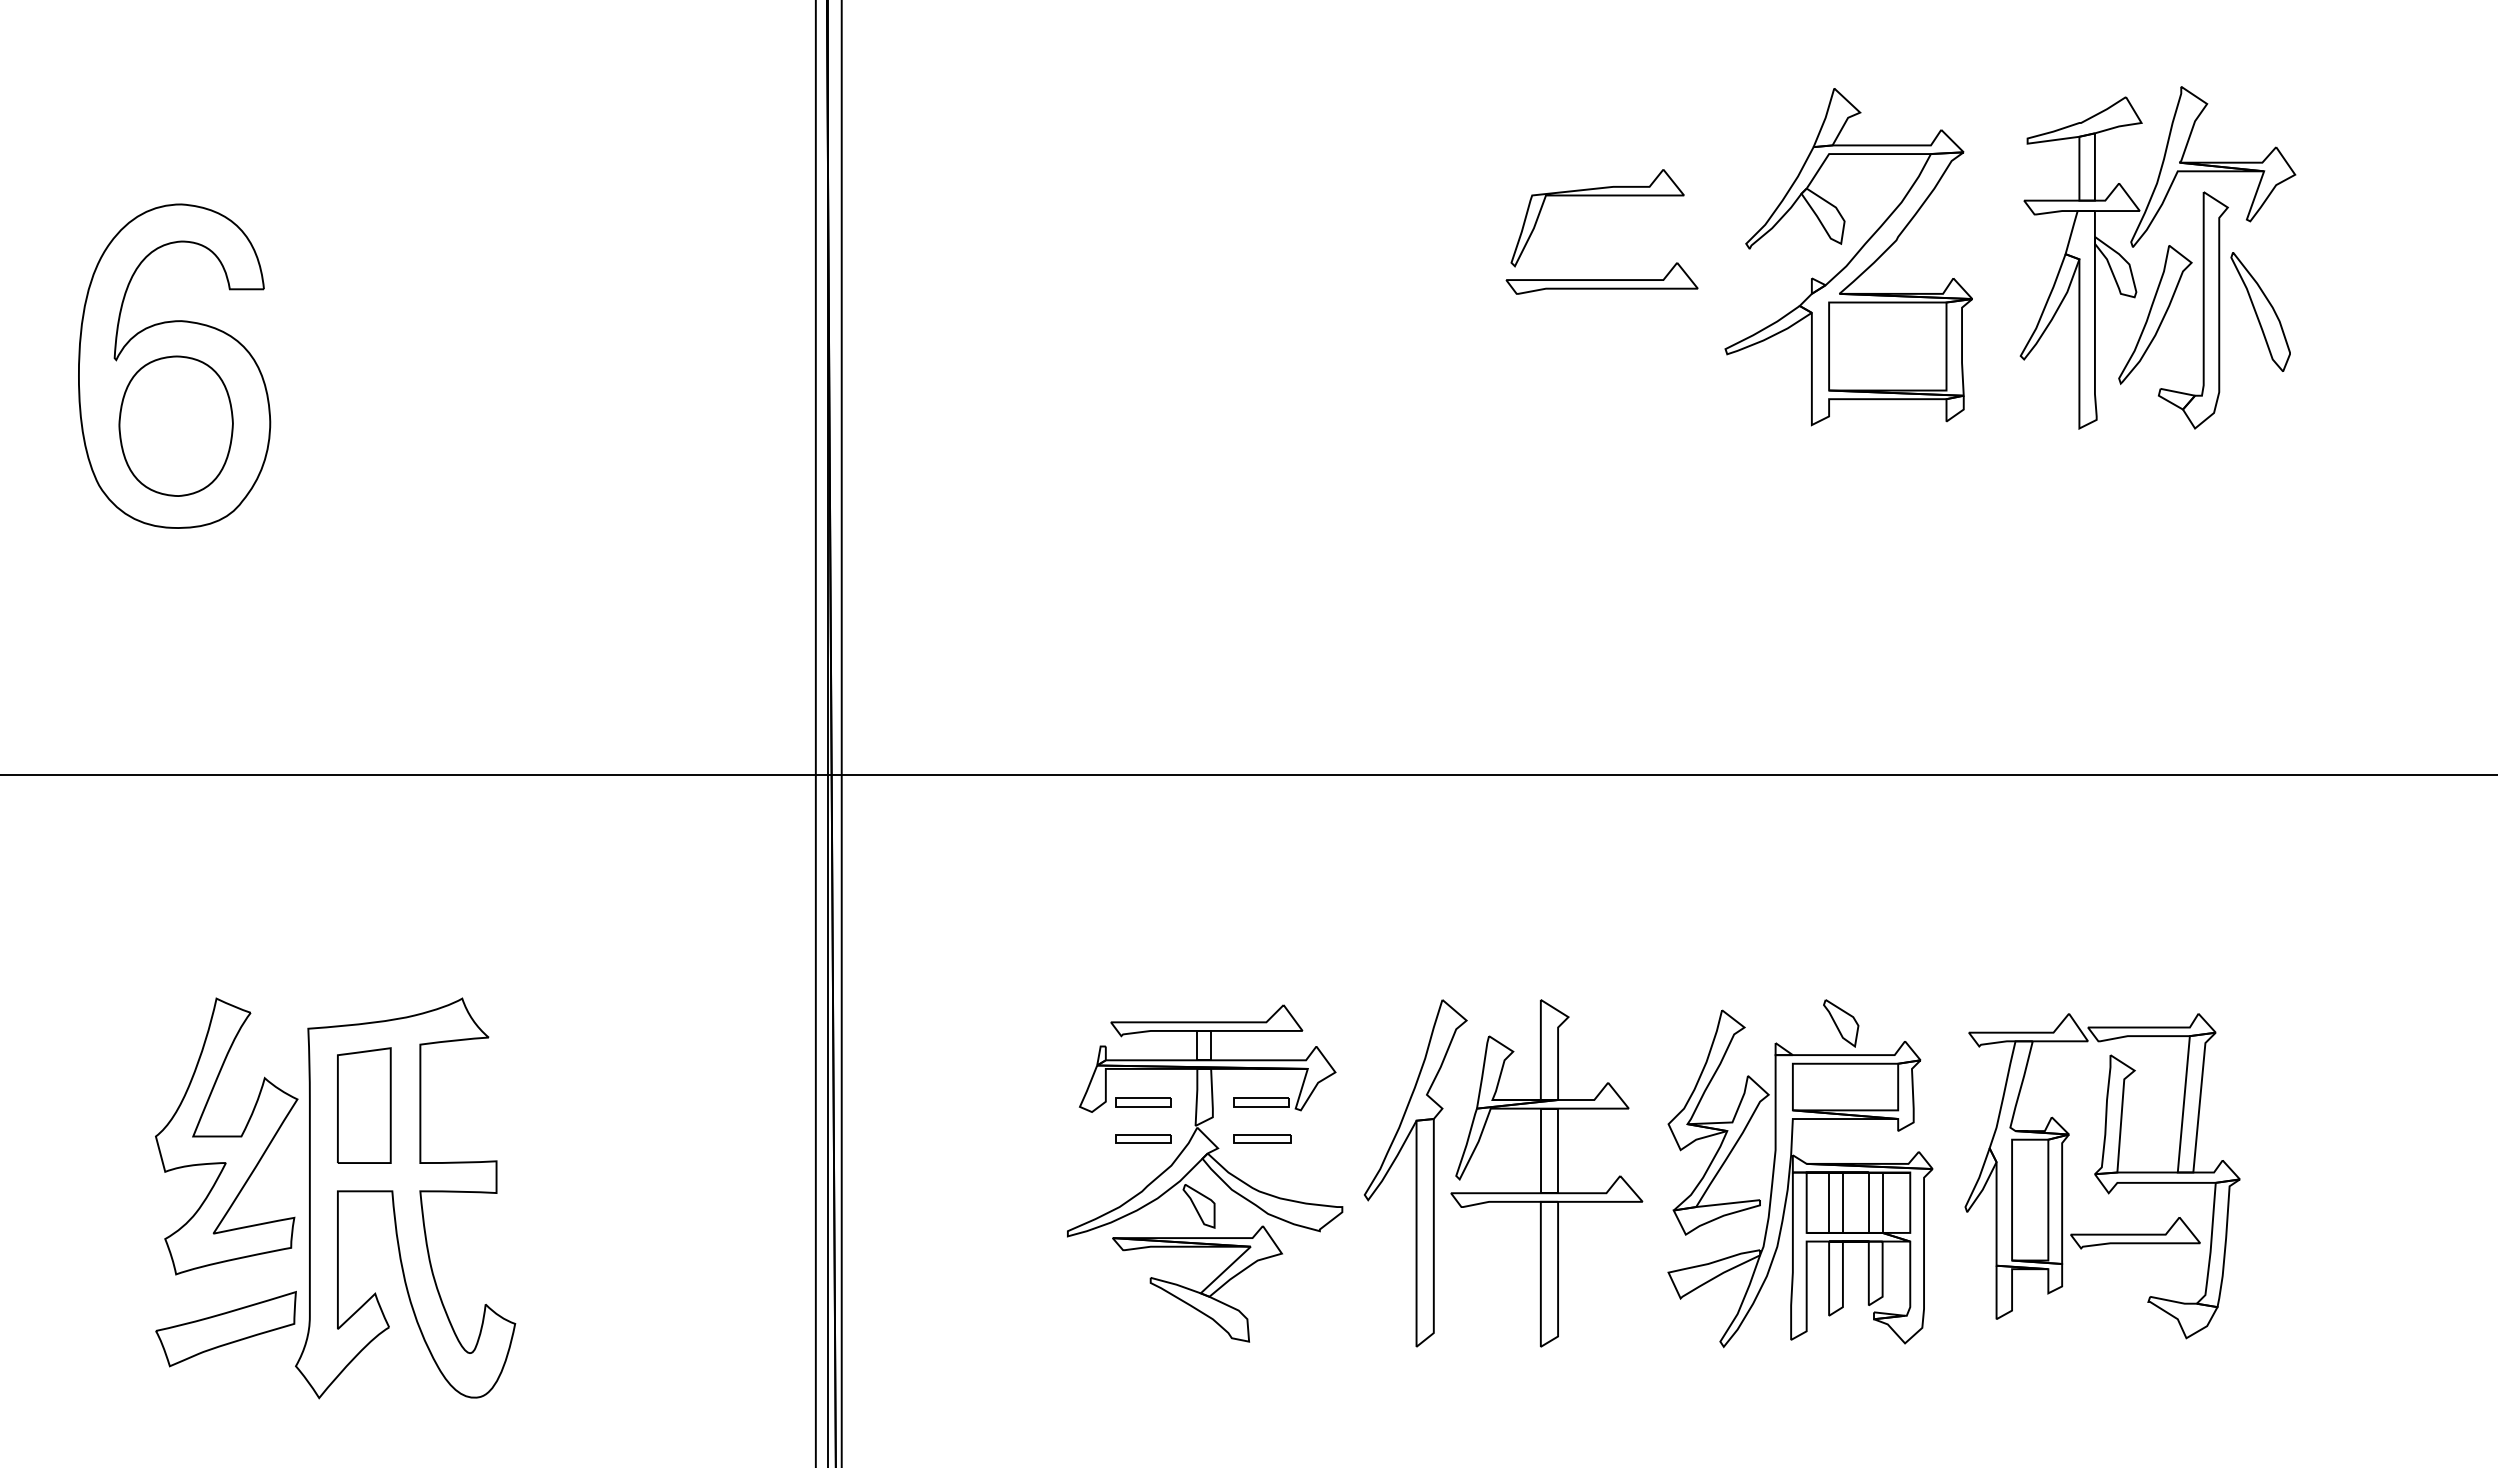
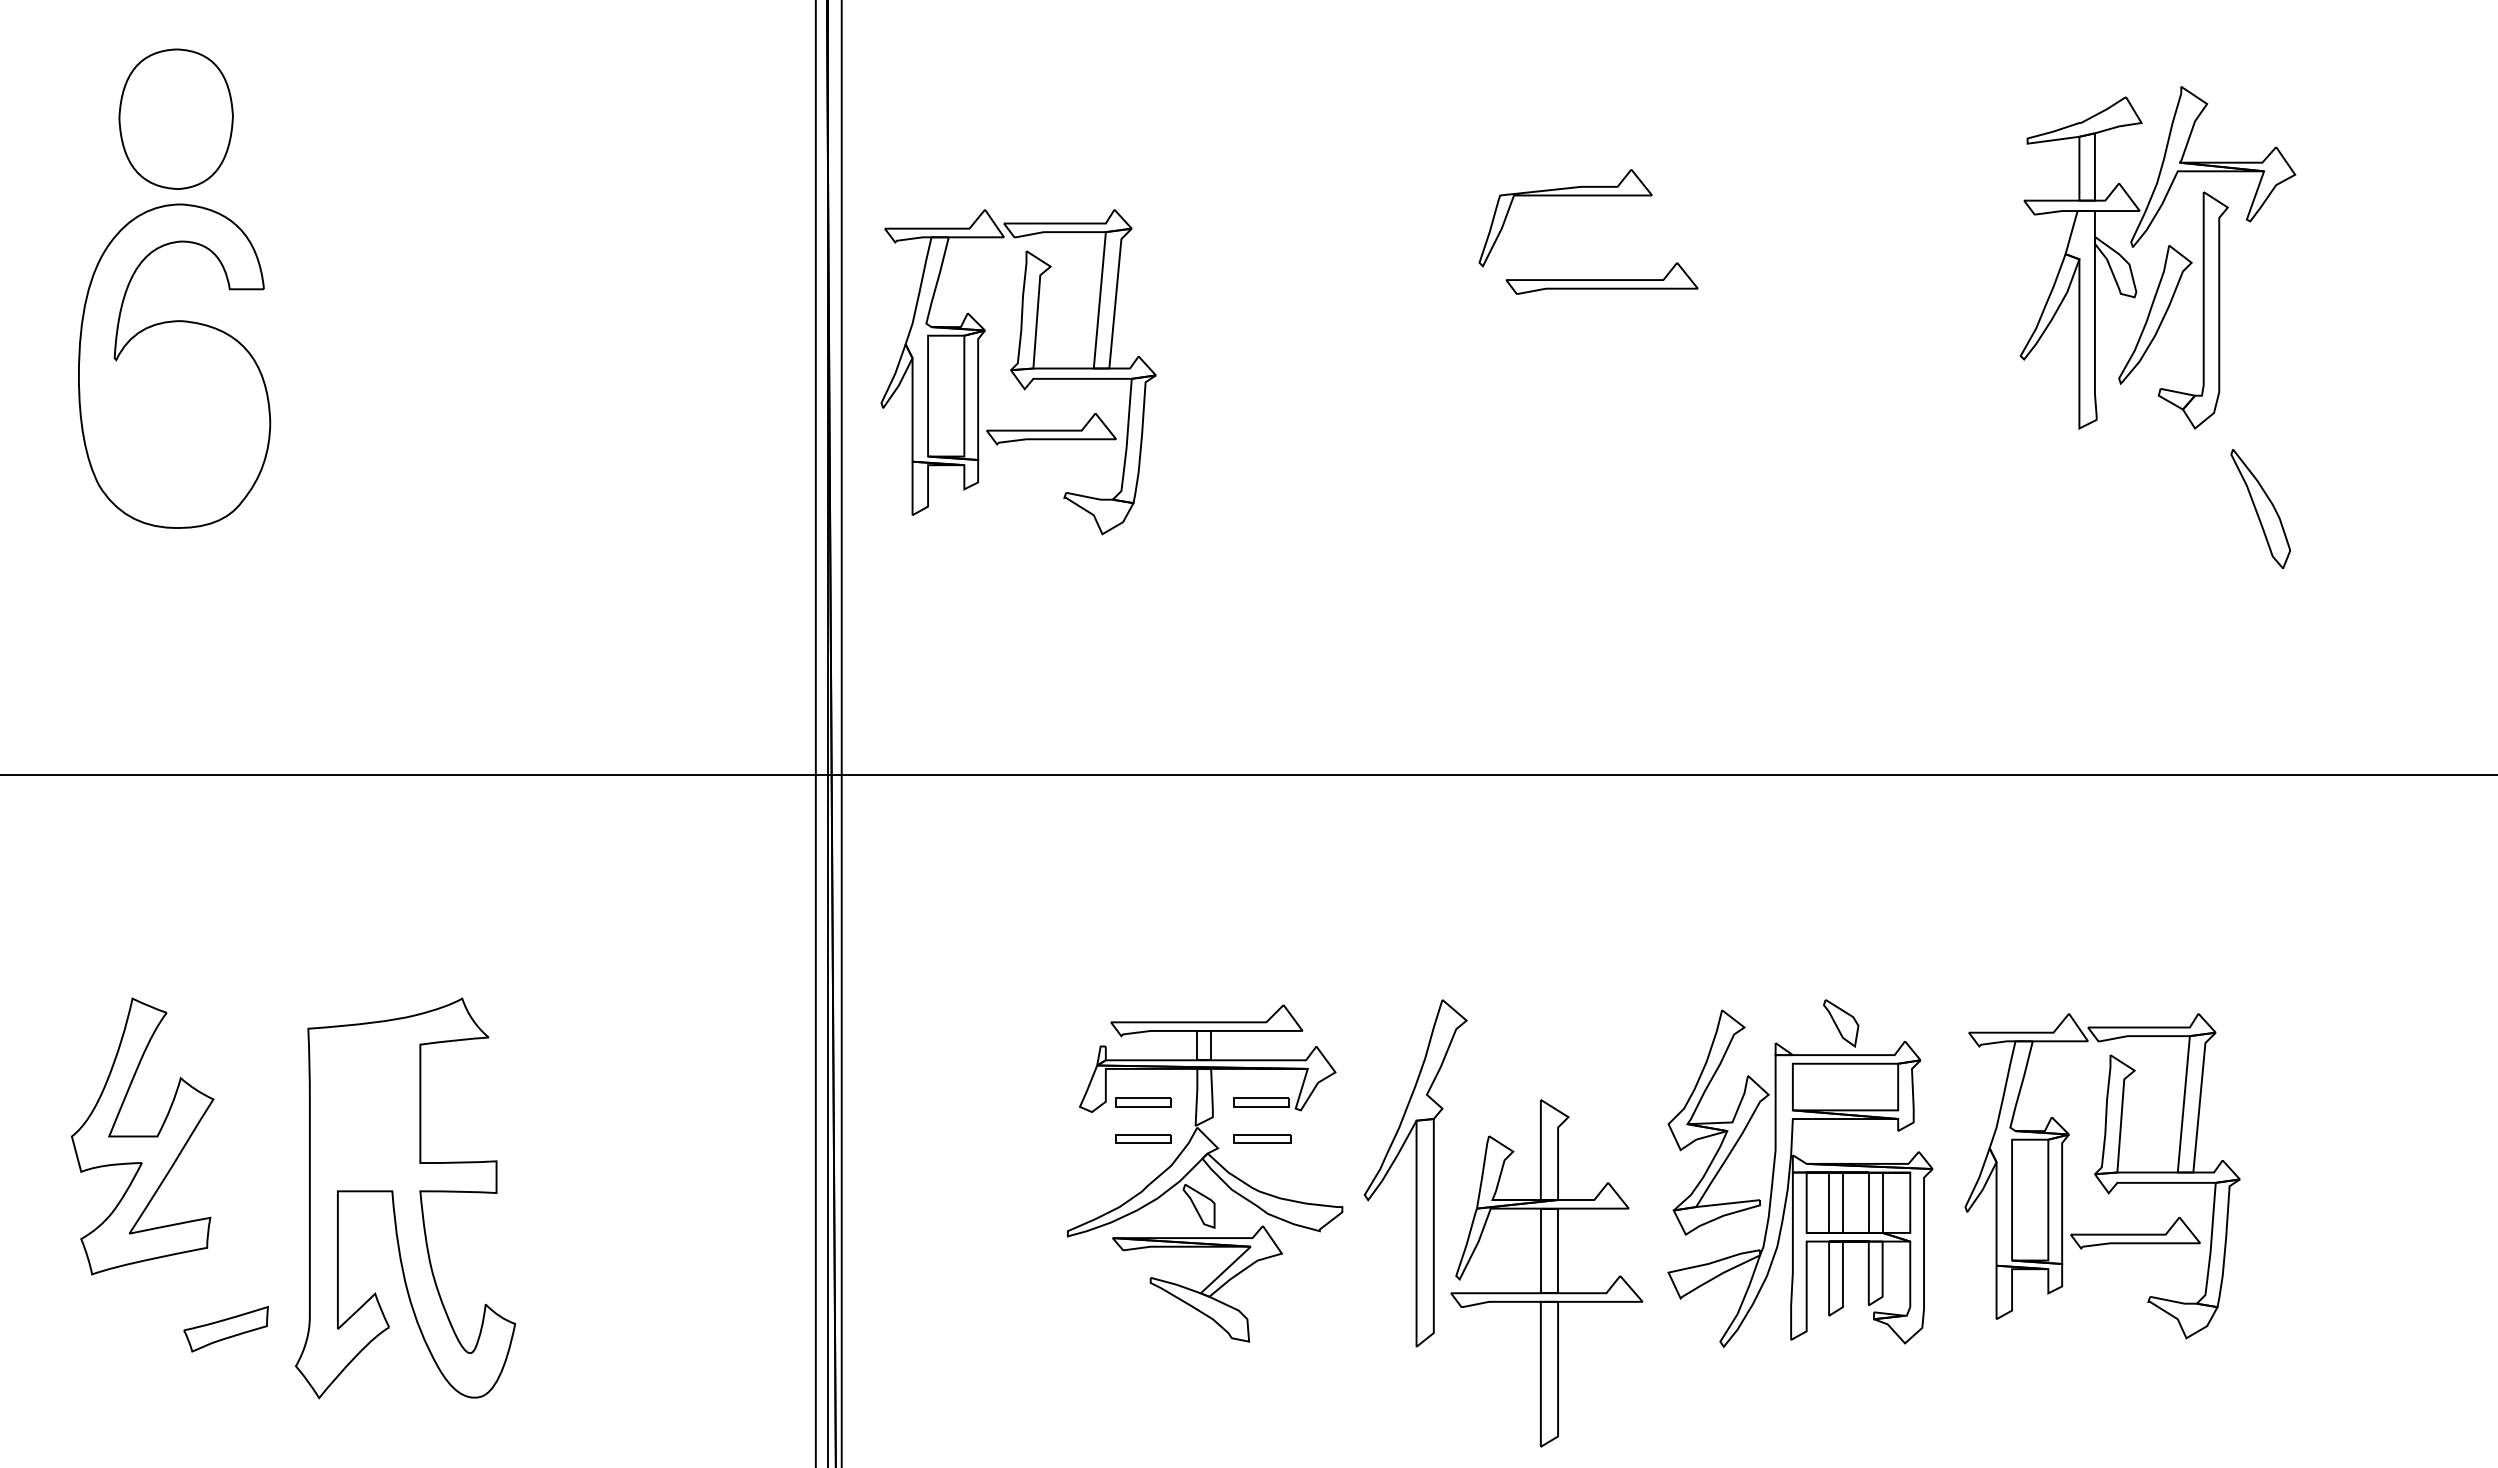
part position: (1597, 196) -> (1565, 196) (1565, 196)
part: present -> none (1848, 257)
part position: (2260, 311) -> (2260, 508) (2260, 508)
part: none -> present (1018, 372)
part position: (175, 425) -> (175, 118) (175, 118)
part: present -> none (364, 1105)
part position: (226, 1136) -> (142, 1136) (142, 1136)
part position: (1546, 1173) -> (1546, 1273) (1546, 1273)
part size: 142x77 px -> 86x48 px (225, 1328)
